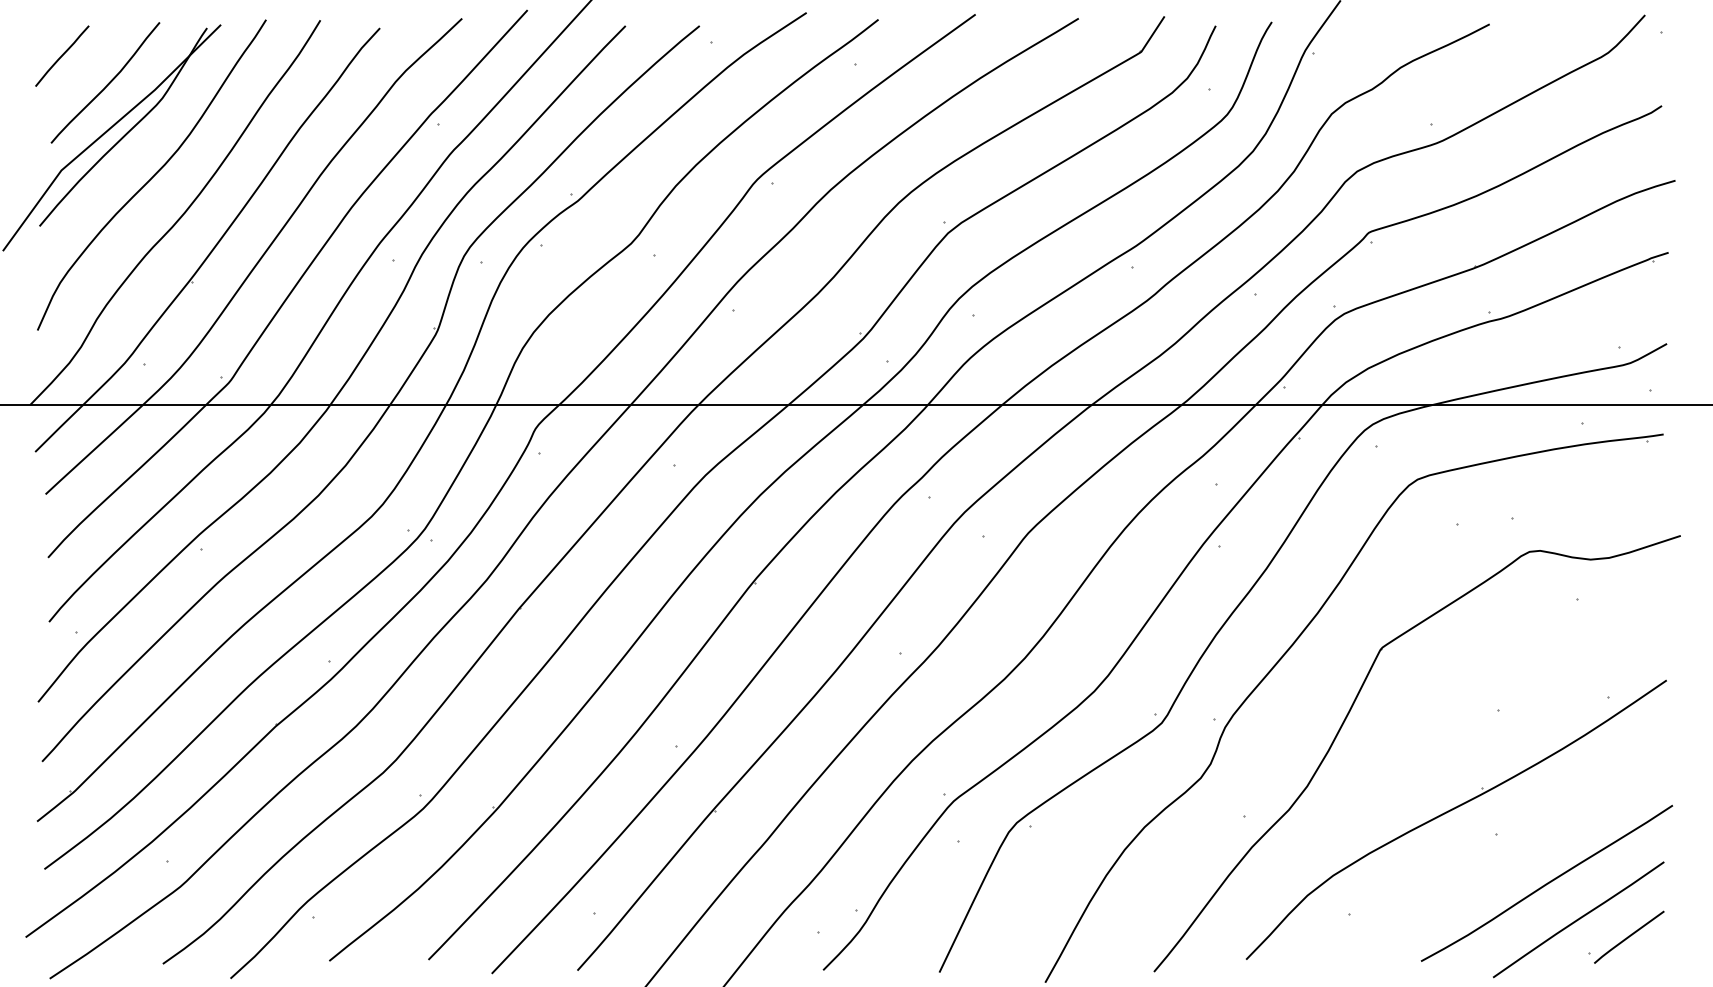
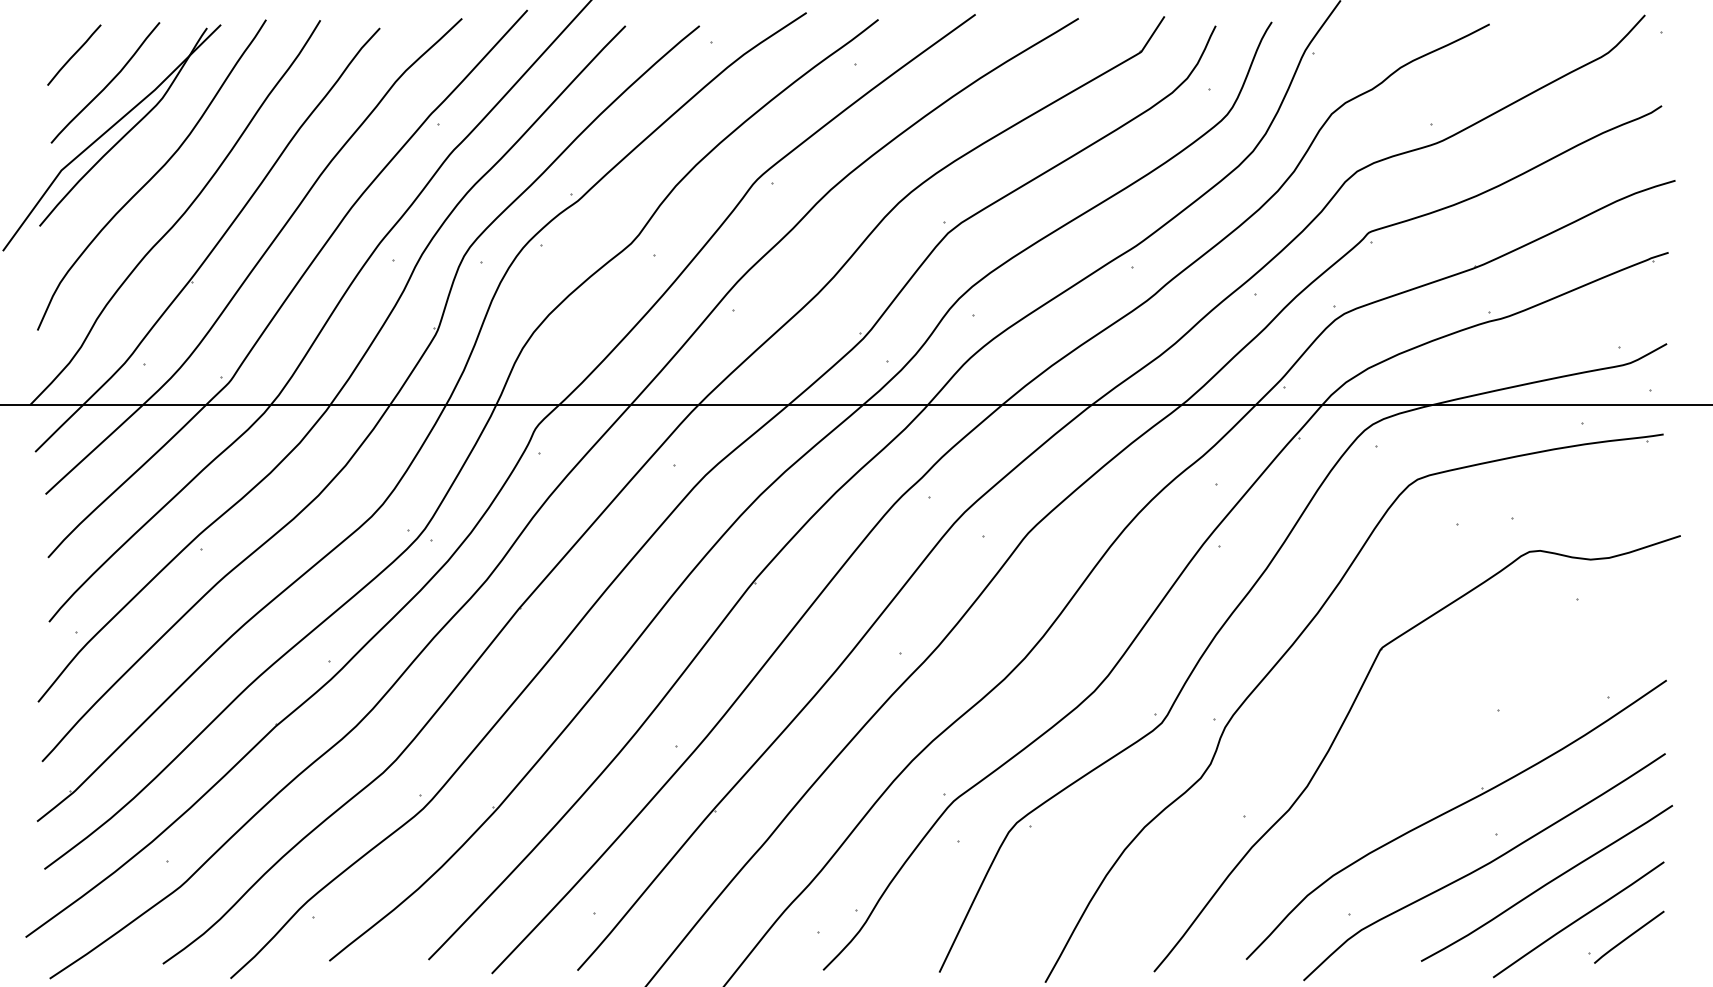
line position: (62, 55) -> (74, 54) (74, 54)
curve: none -> present (1484, 866)
